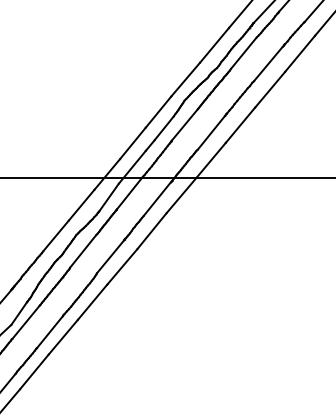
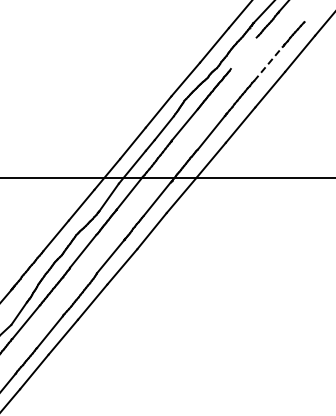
line: present -> none (312, 12)
line: present -> none (243, 53)
line: solid -> dashed (268, 63)
